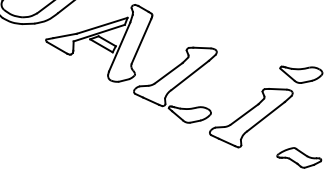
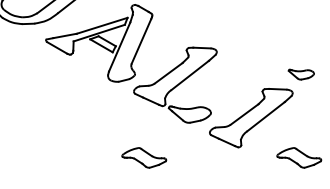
part size: 45x19 px -> 28x13 px (300, 74)
part: none -> present (144, 157)
